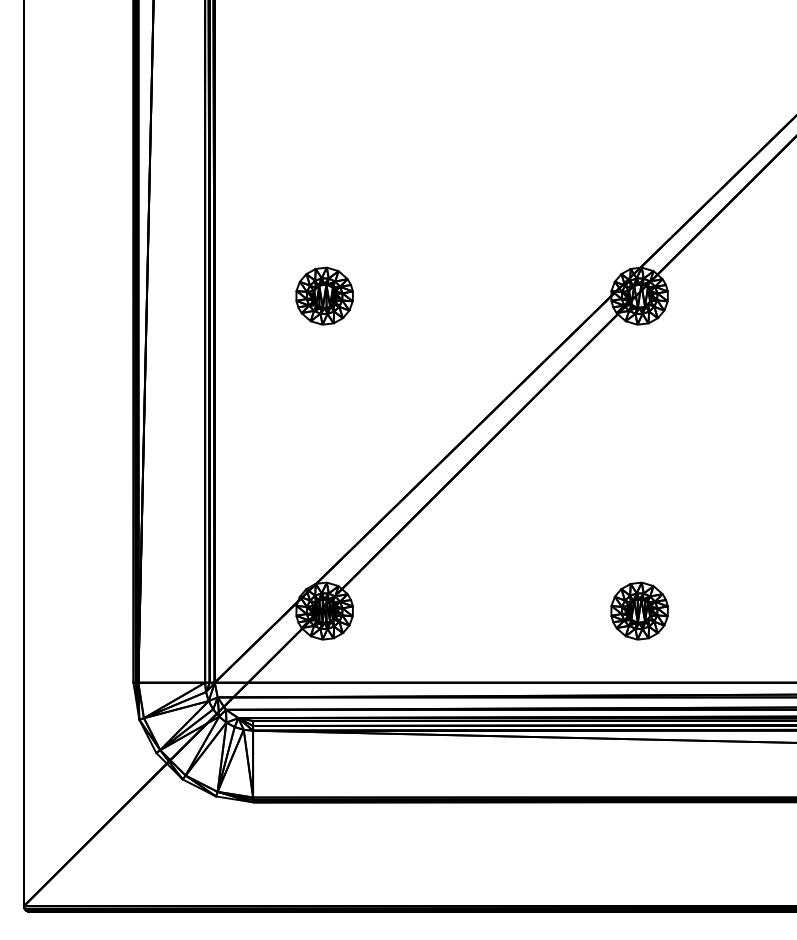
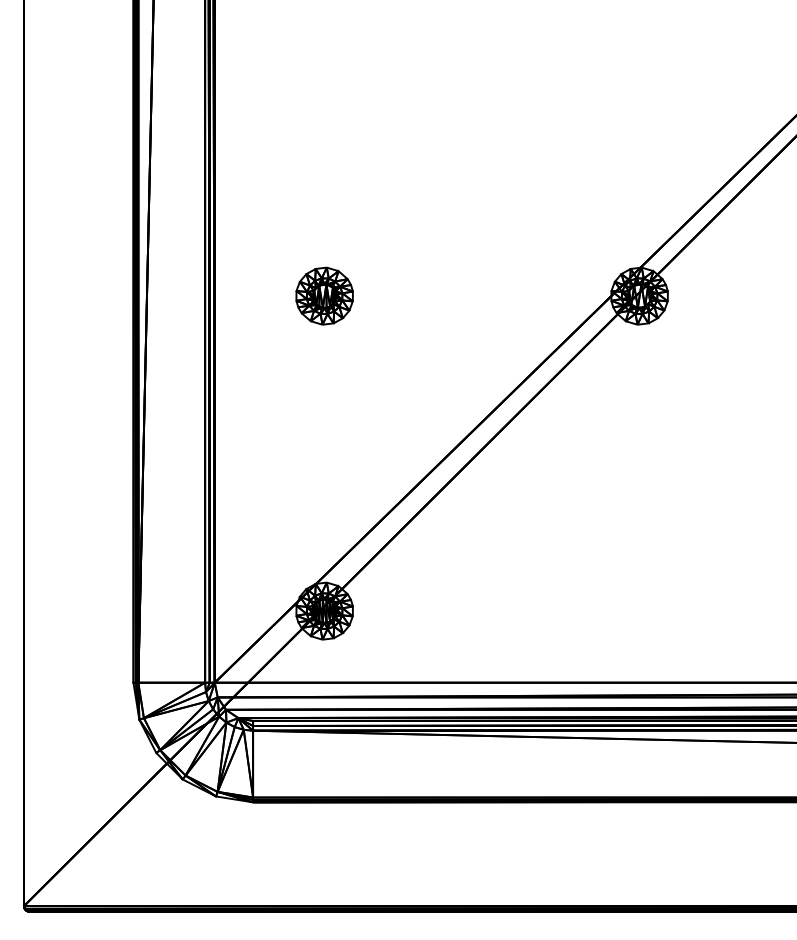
part: present -> none (639, 610)
